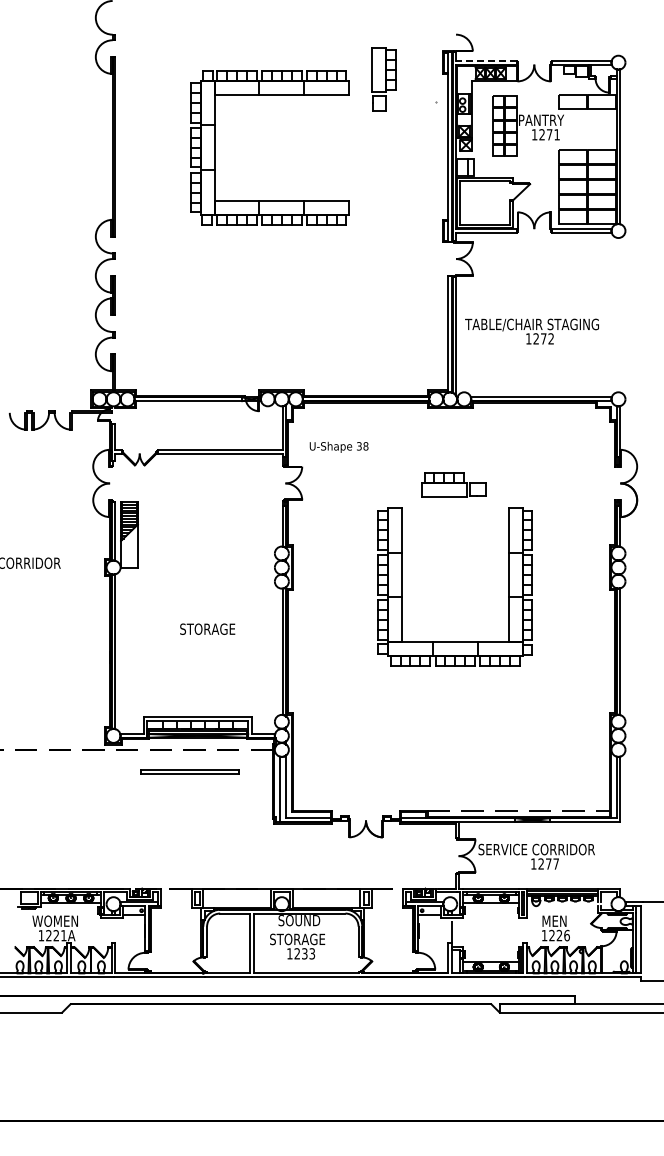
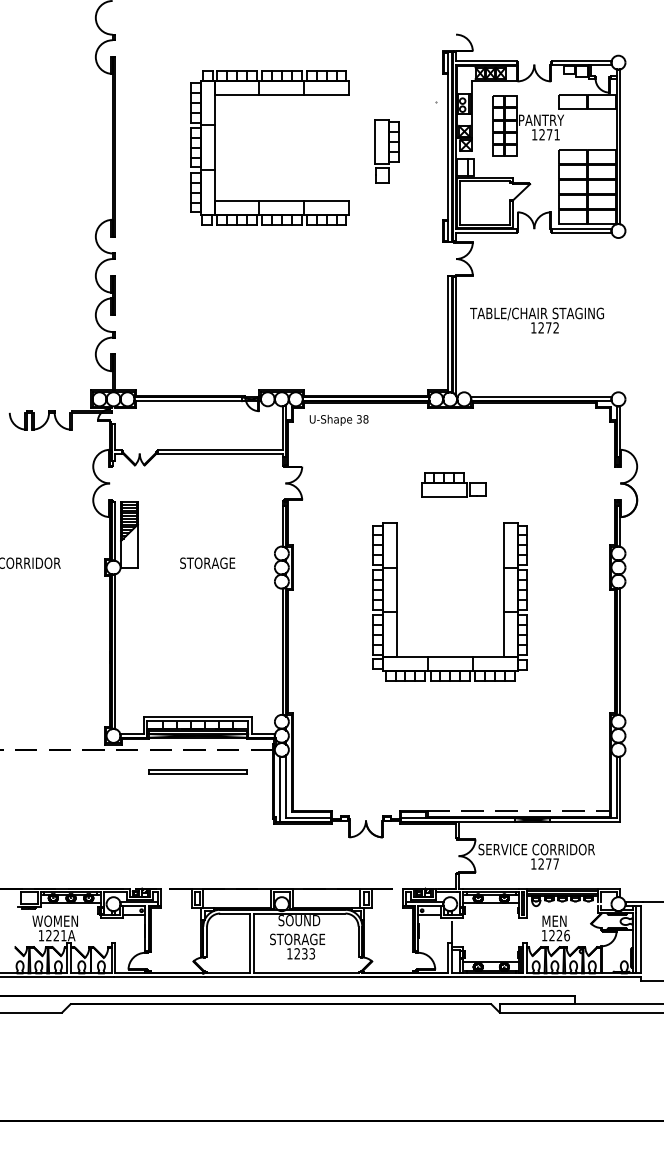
line: dashed -> solid (485, 60)
part position: (383, 79) -> (386, 151) (386, 151)
text position: (531, 331) -> (536, 320) (536, 320)
text position: (338, 446) -> (338, 419) (338, 419)
part position: (402, 586) -> (397, 601) (397, 601)
text position: (207, 628) -> (207, 562) (207, 562)
part position: (189, 771) -> (197, 771) (197, 771)
